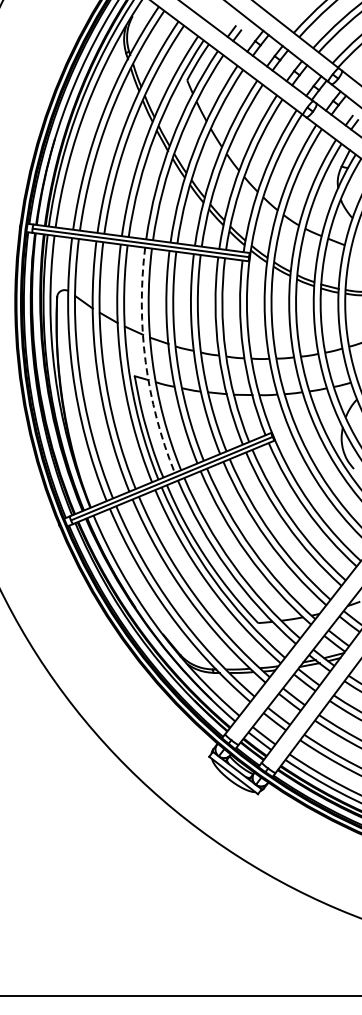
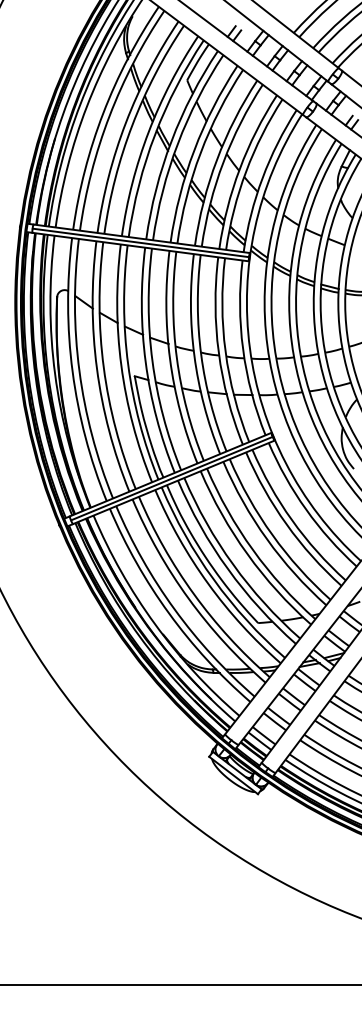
arc: dashed -> solid (145, 362)
line position: (180, 995) -> (180, 984) (180, 984)
